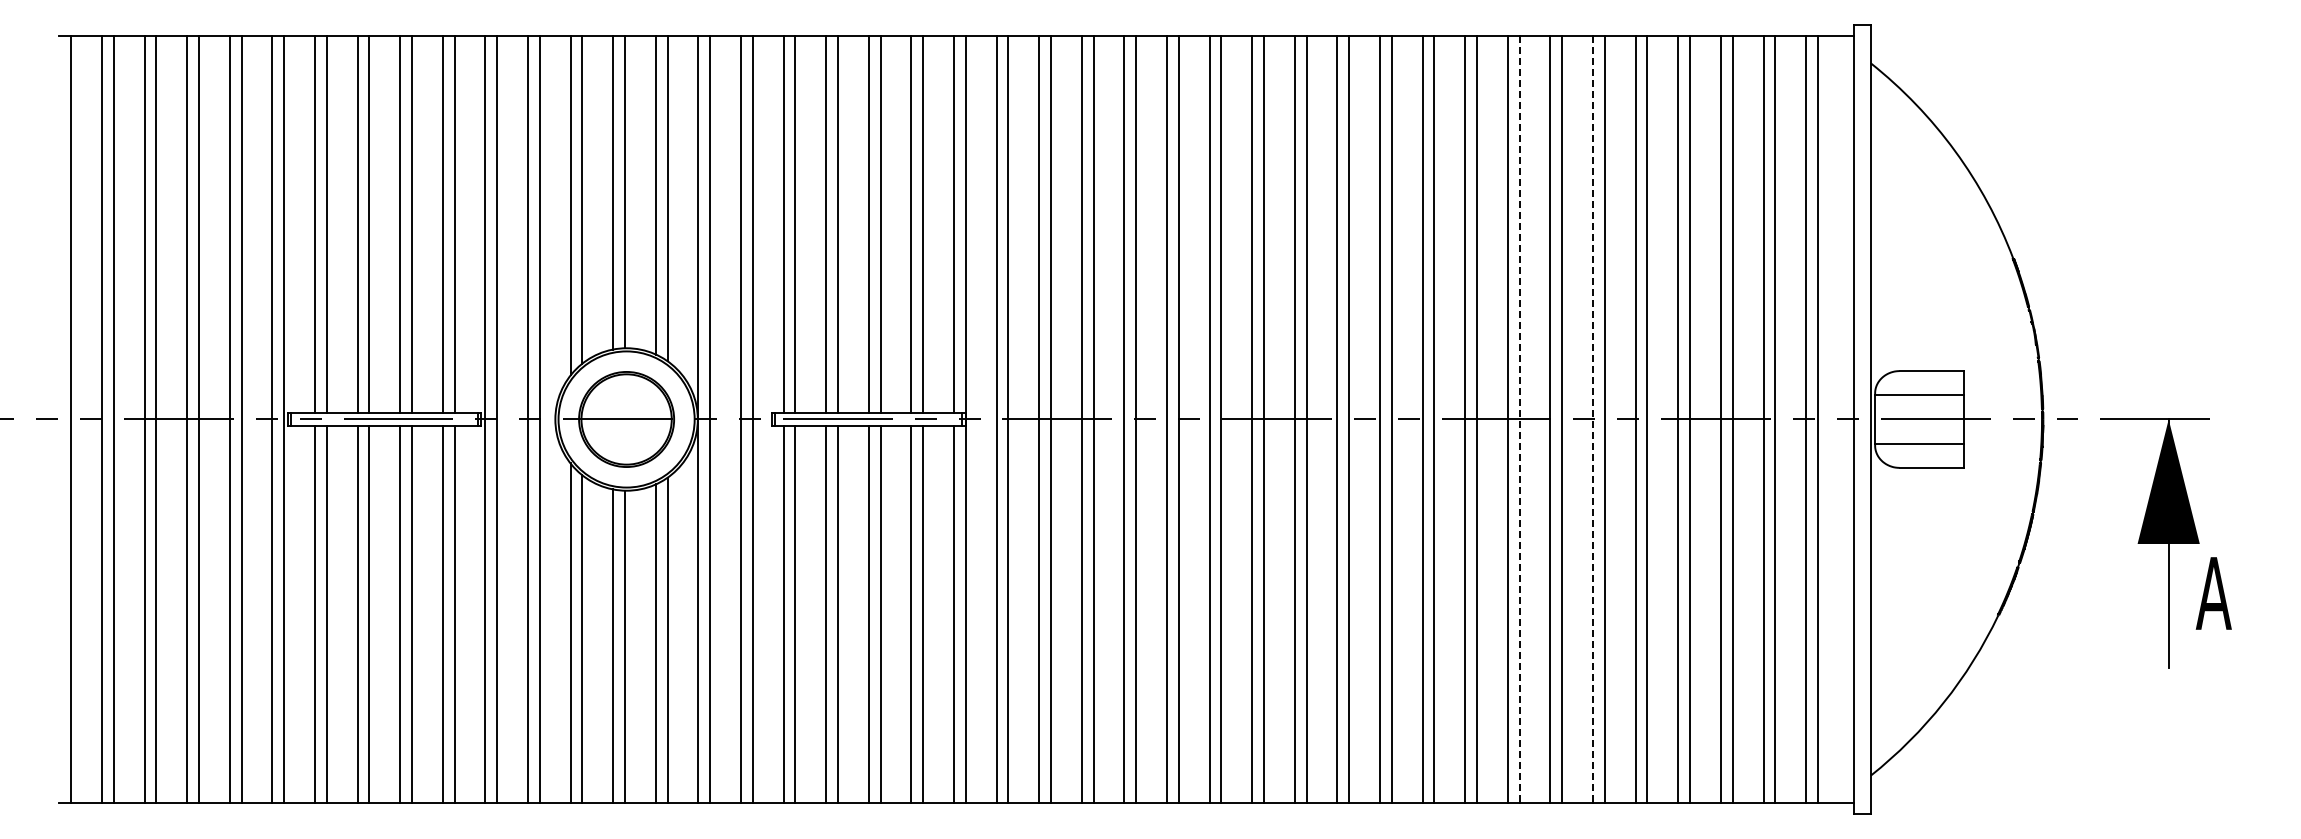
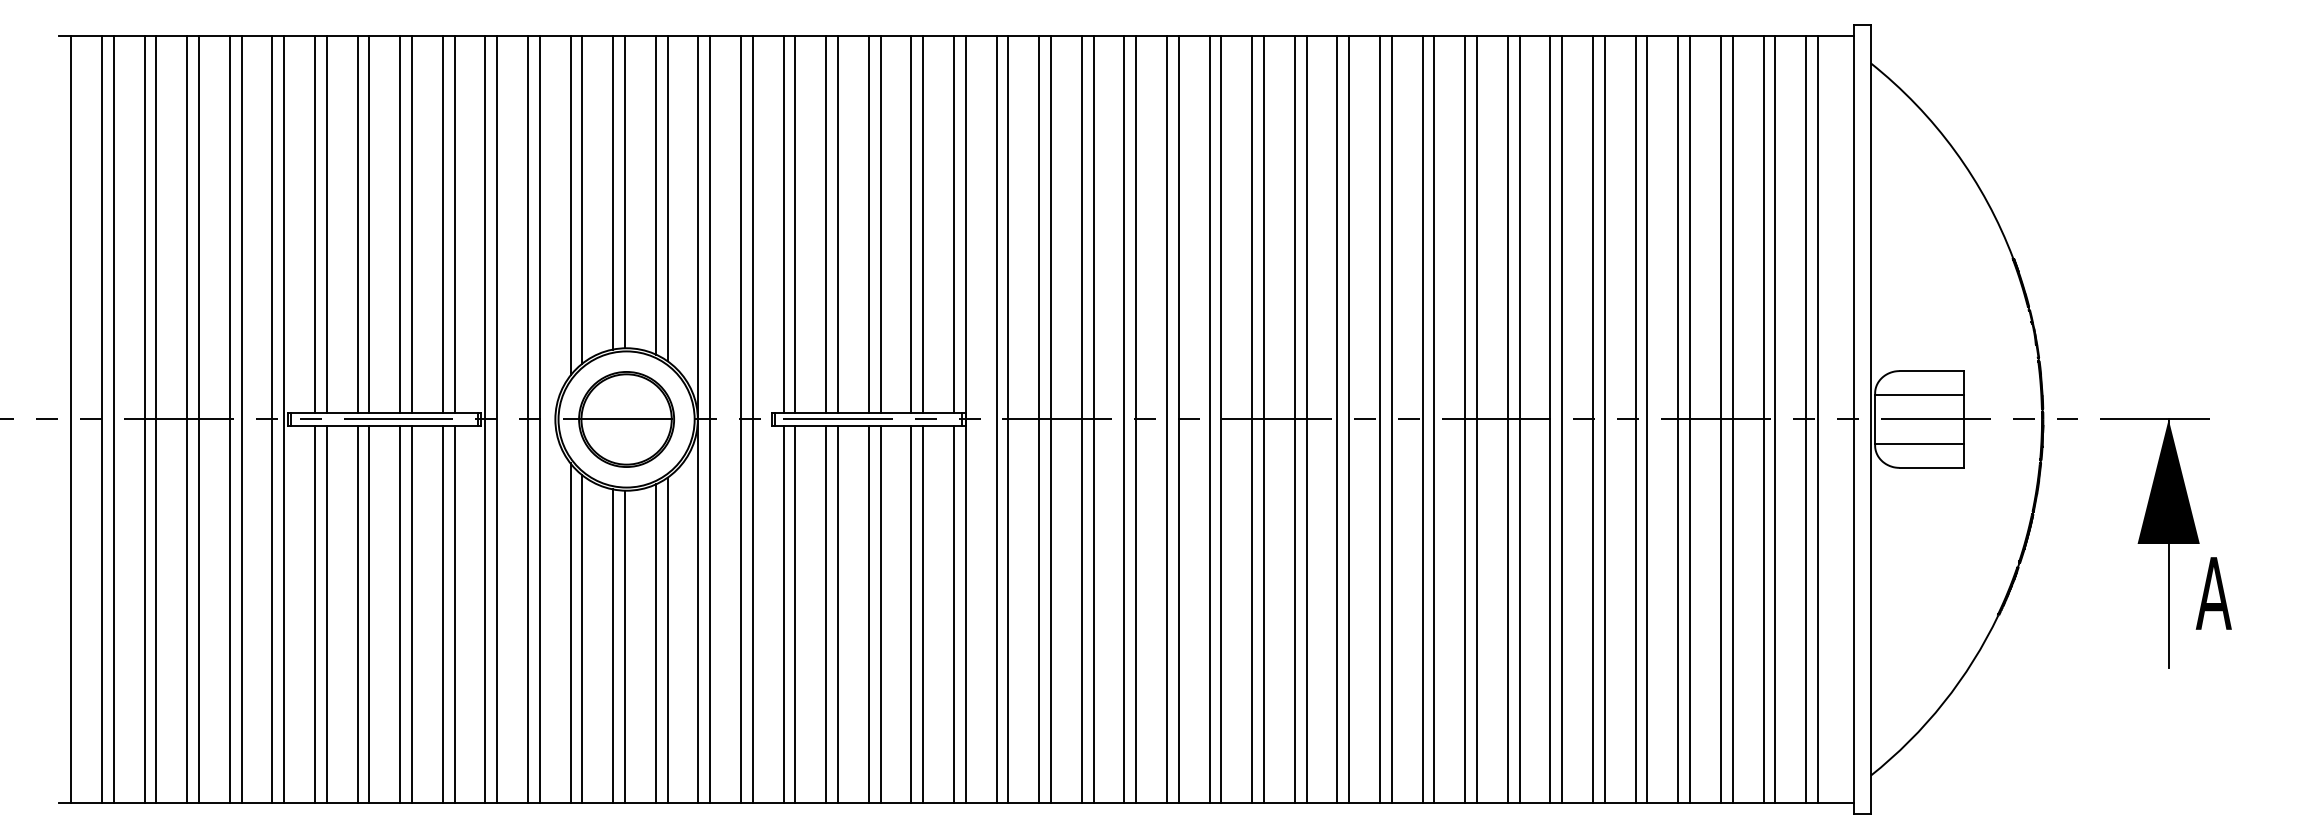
line: dashed -> solid (1519, 419)
line: dashed -> solid (1593, 419)
